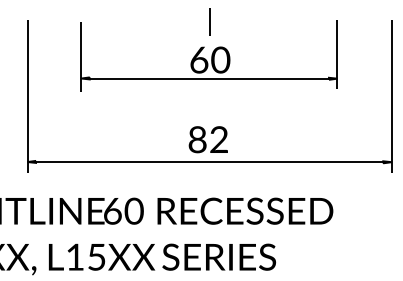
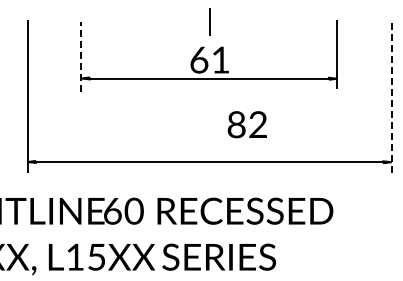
line: solid -> dashed (81, 56)
text: 60 -> 61 (220, 59)
line: solid -> dashed (392, 96)
text position: (207, 139) -> (246, 124) (246, 124)
